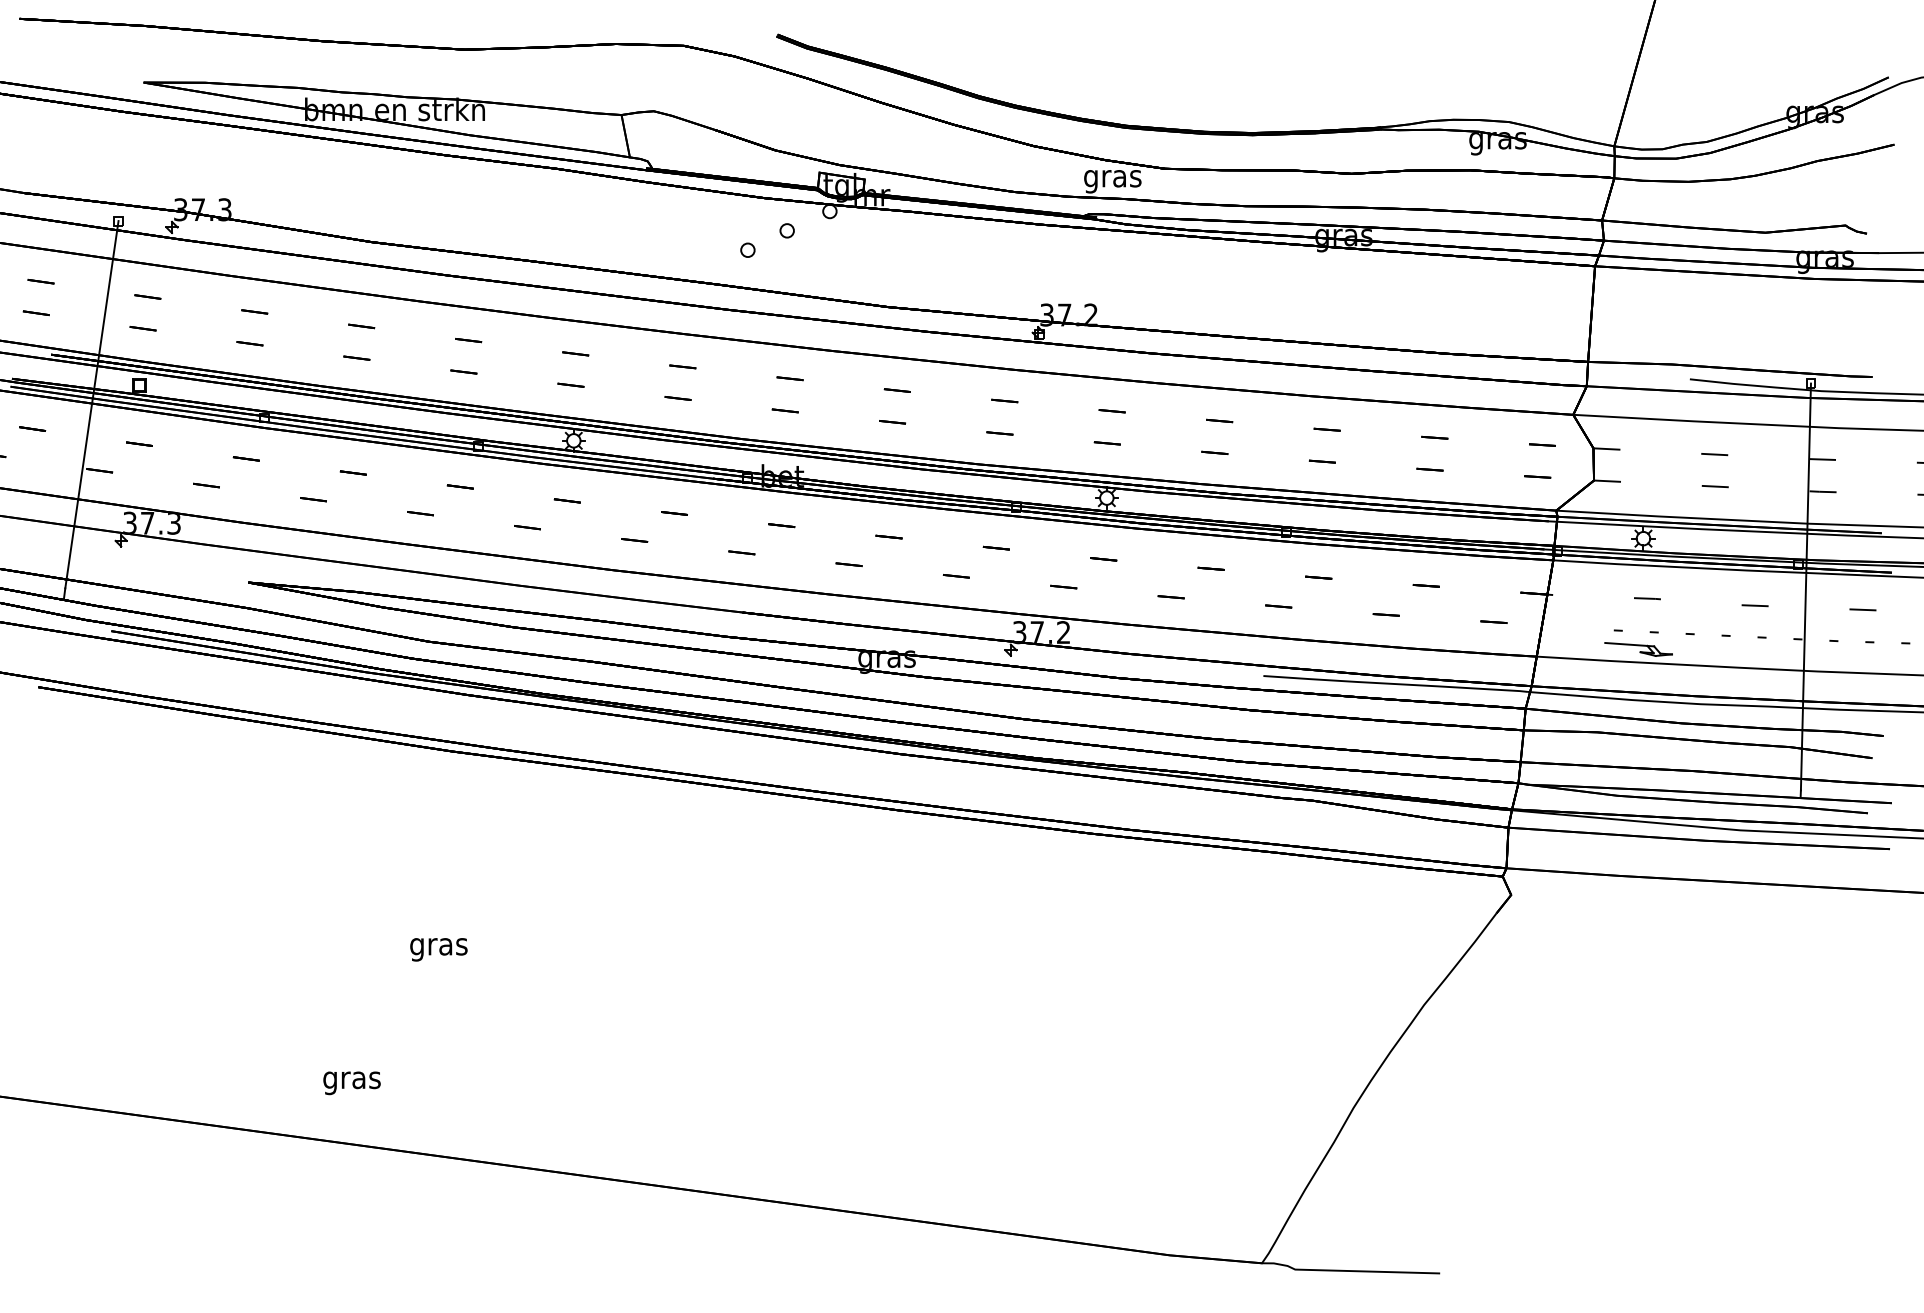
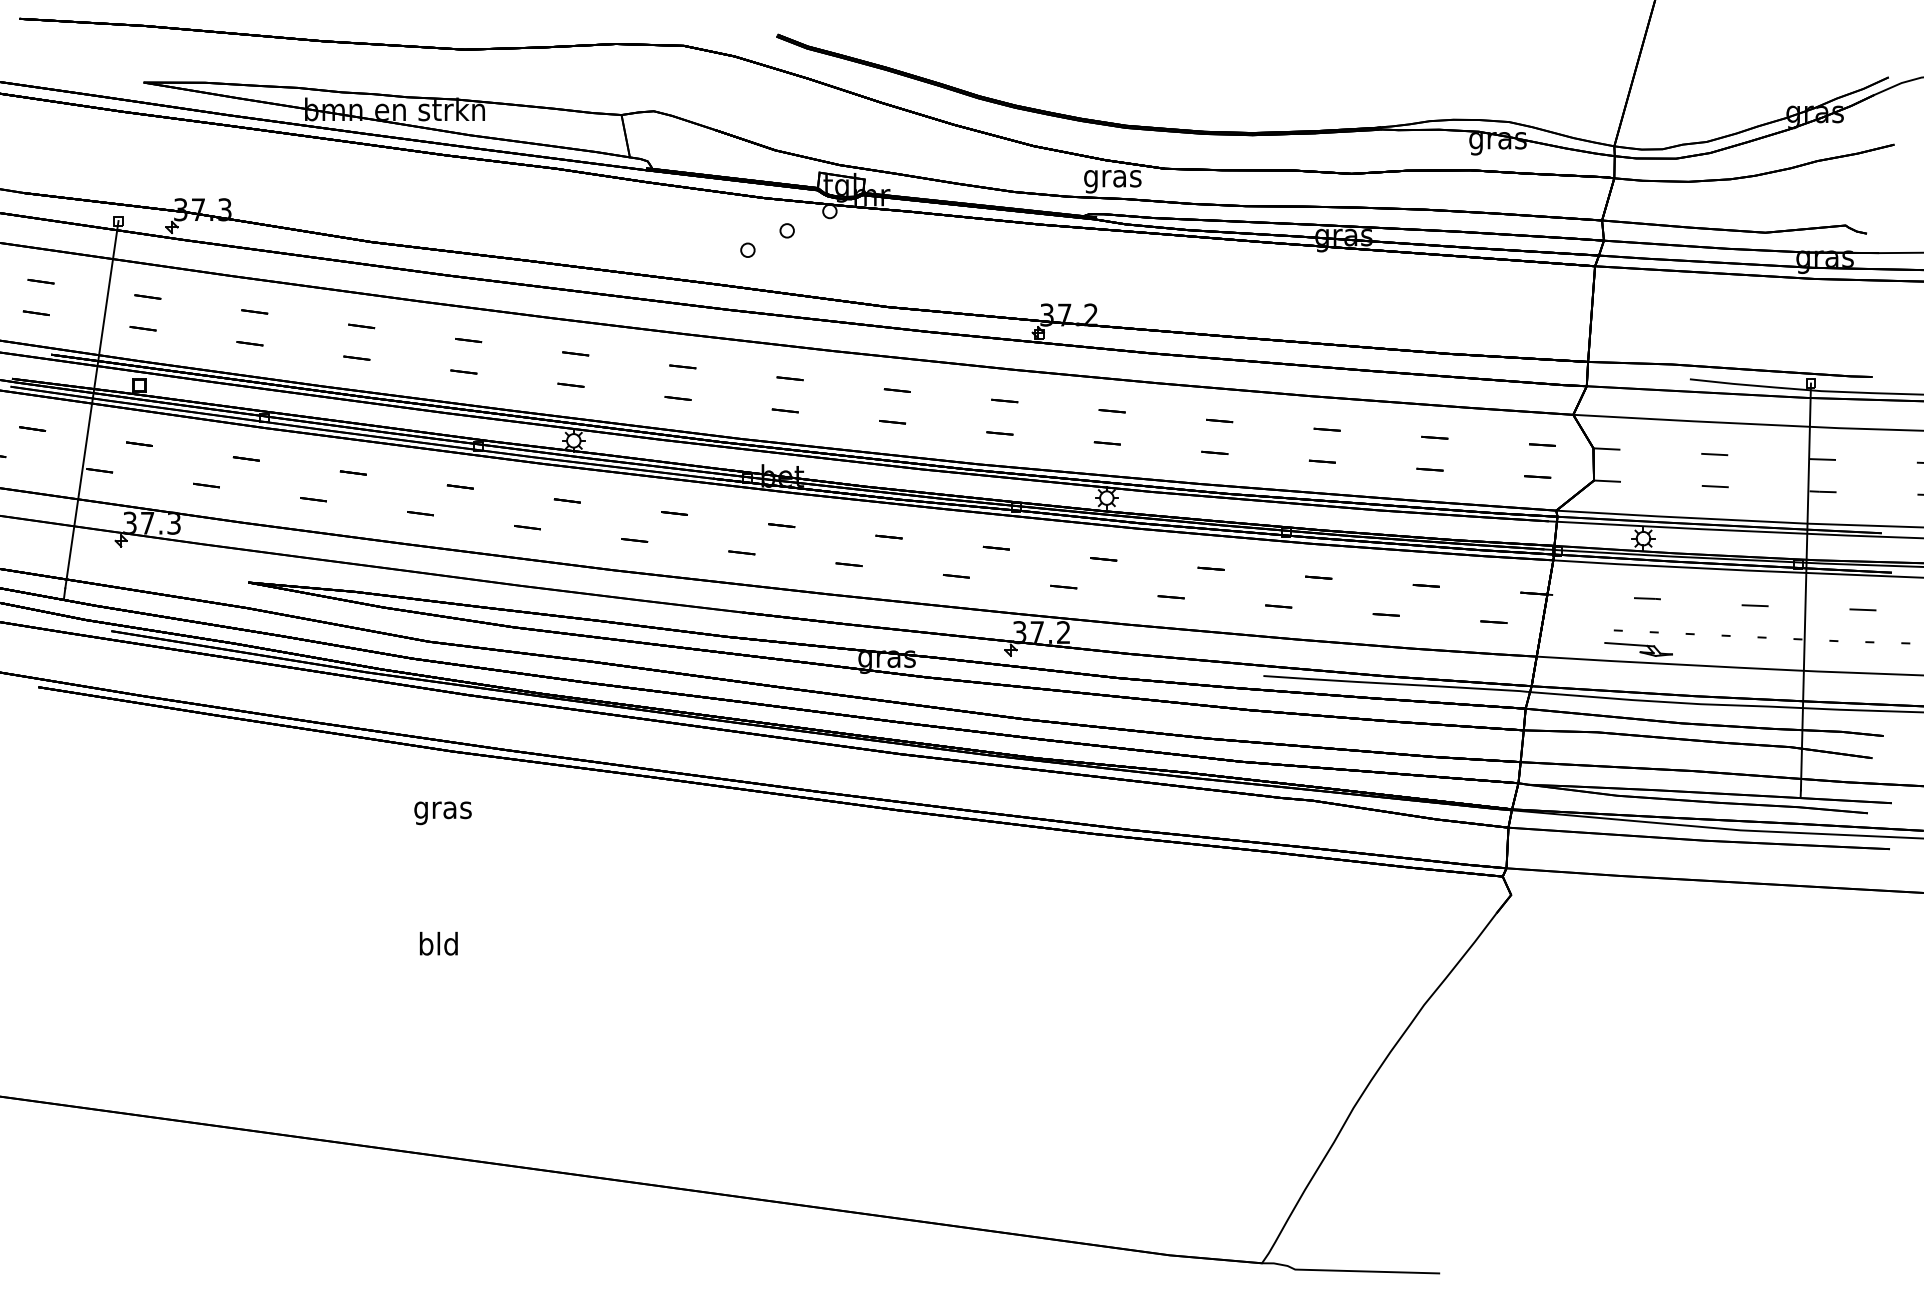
text: gras -> bld (438, 946)
text position: (351, 1083) -> (442, 813) (442, 813)
